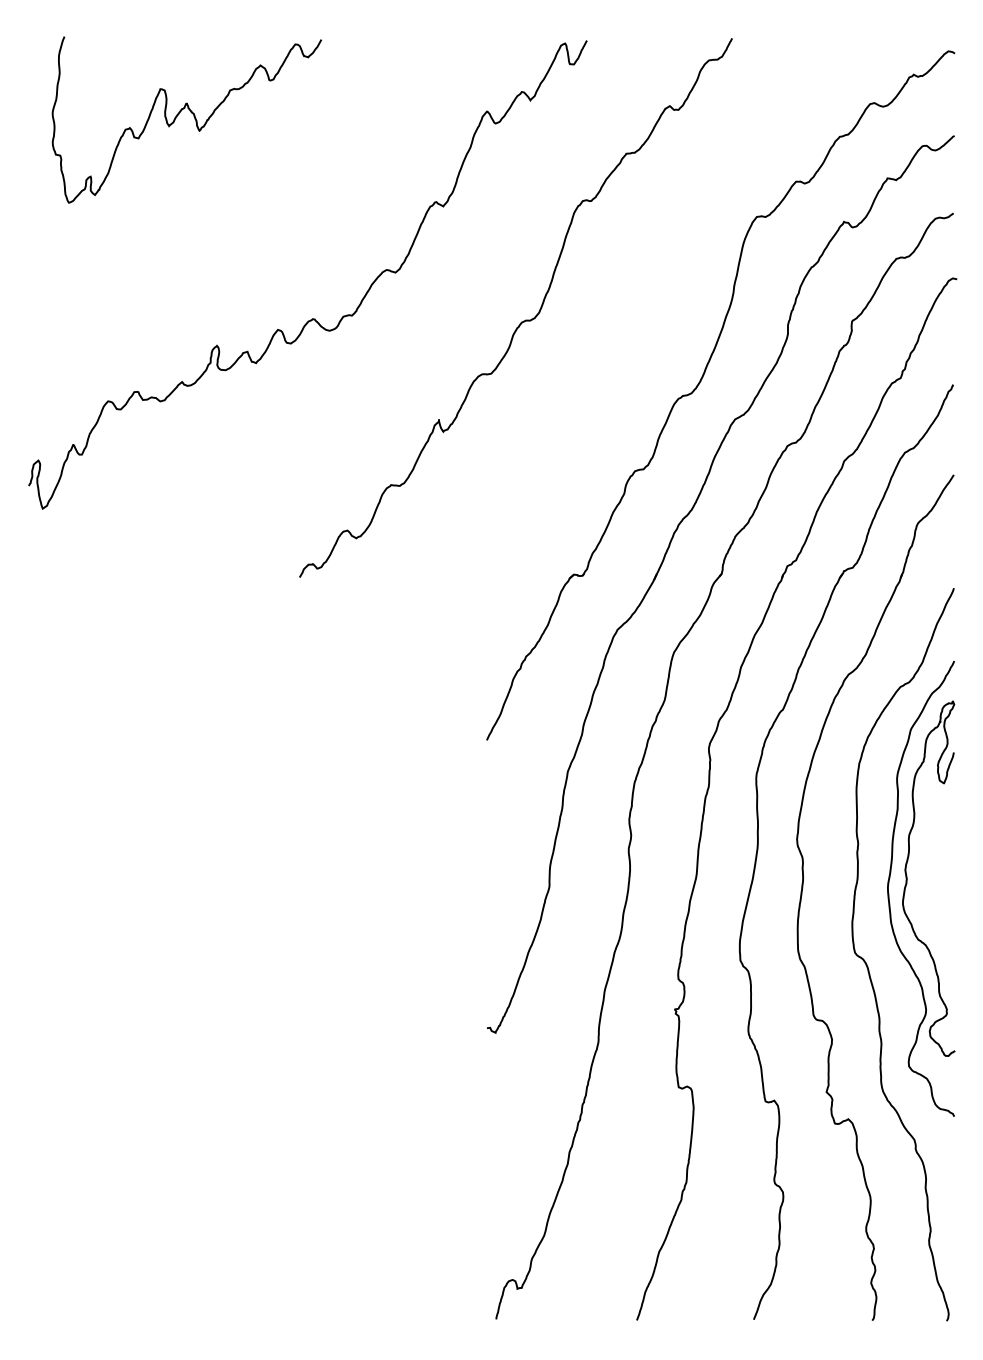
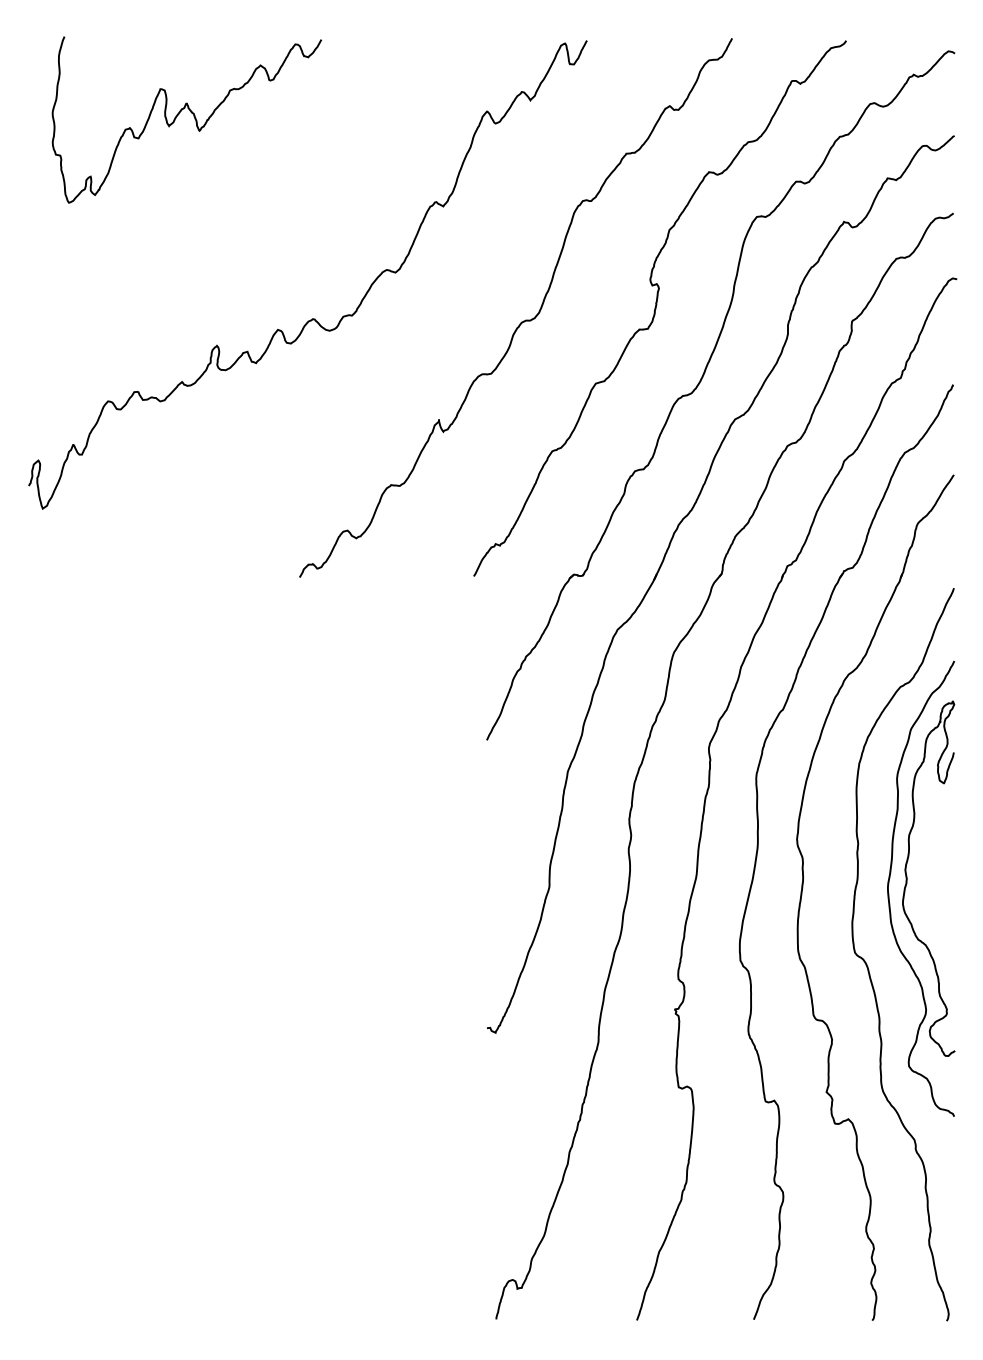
curve: none -> present (656, 308)
